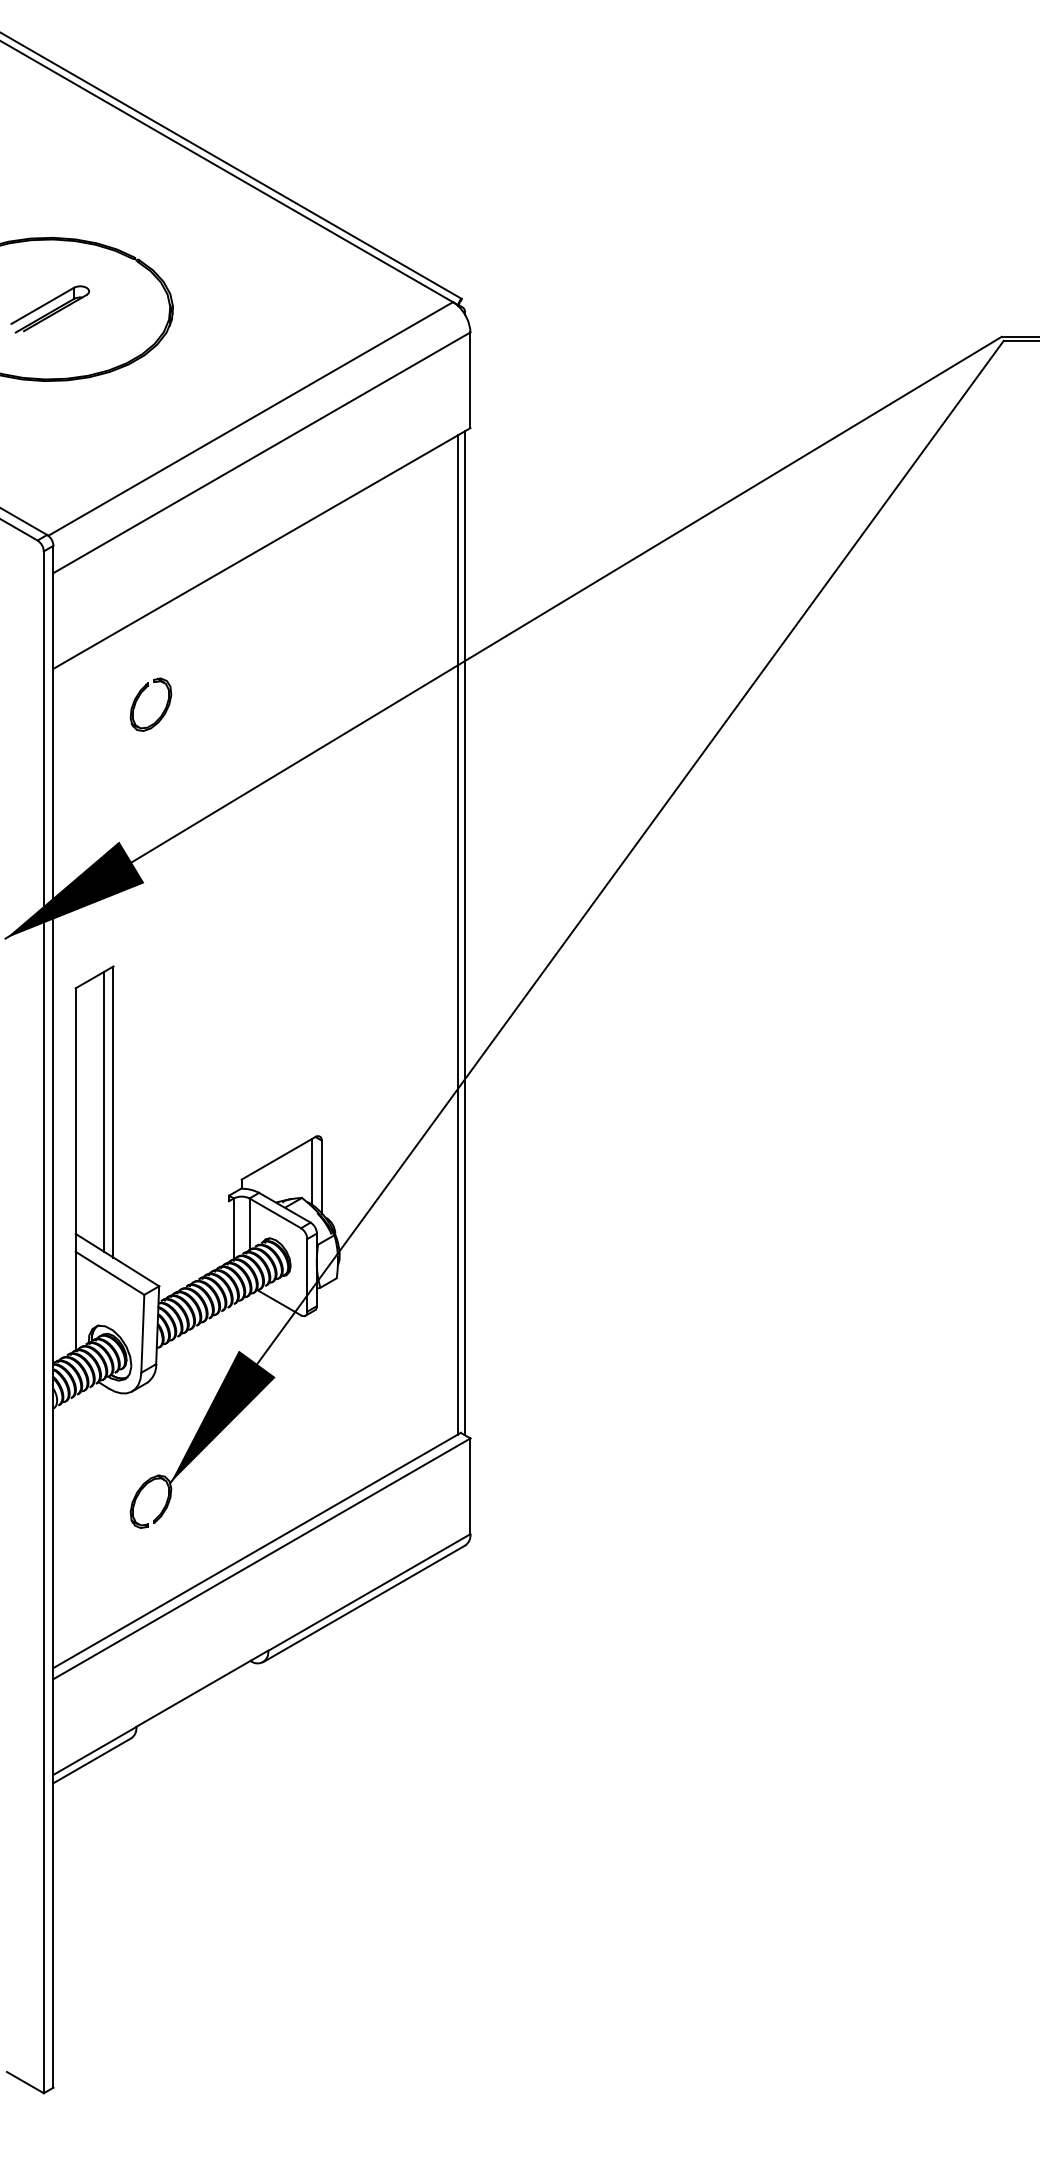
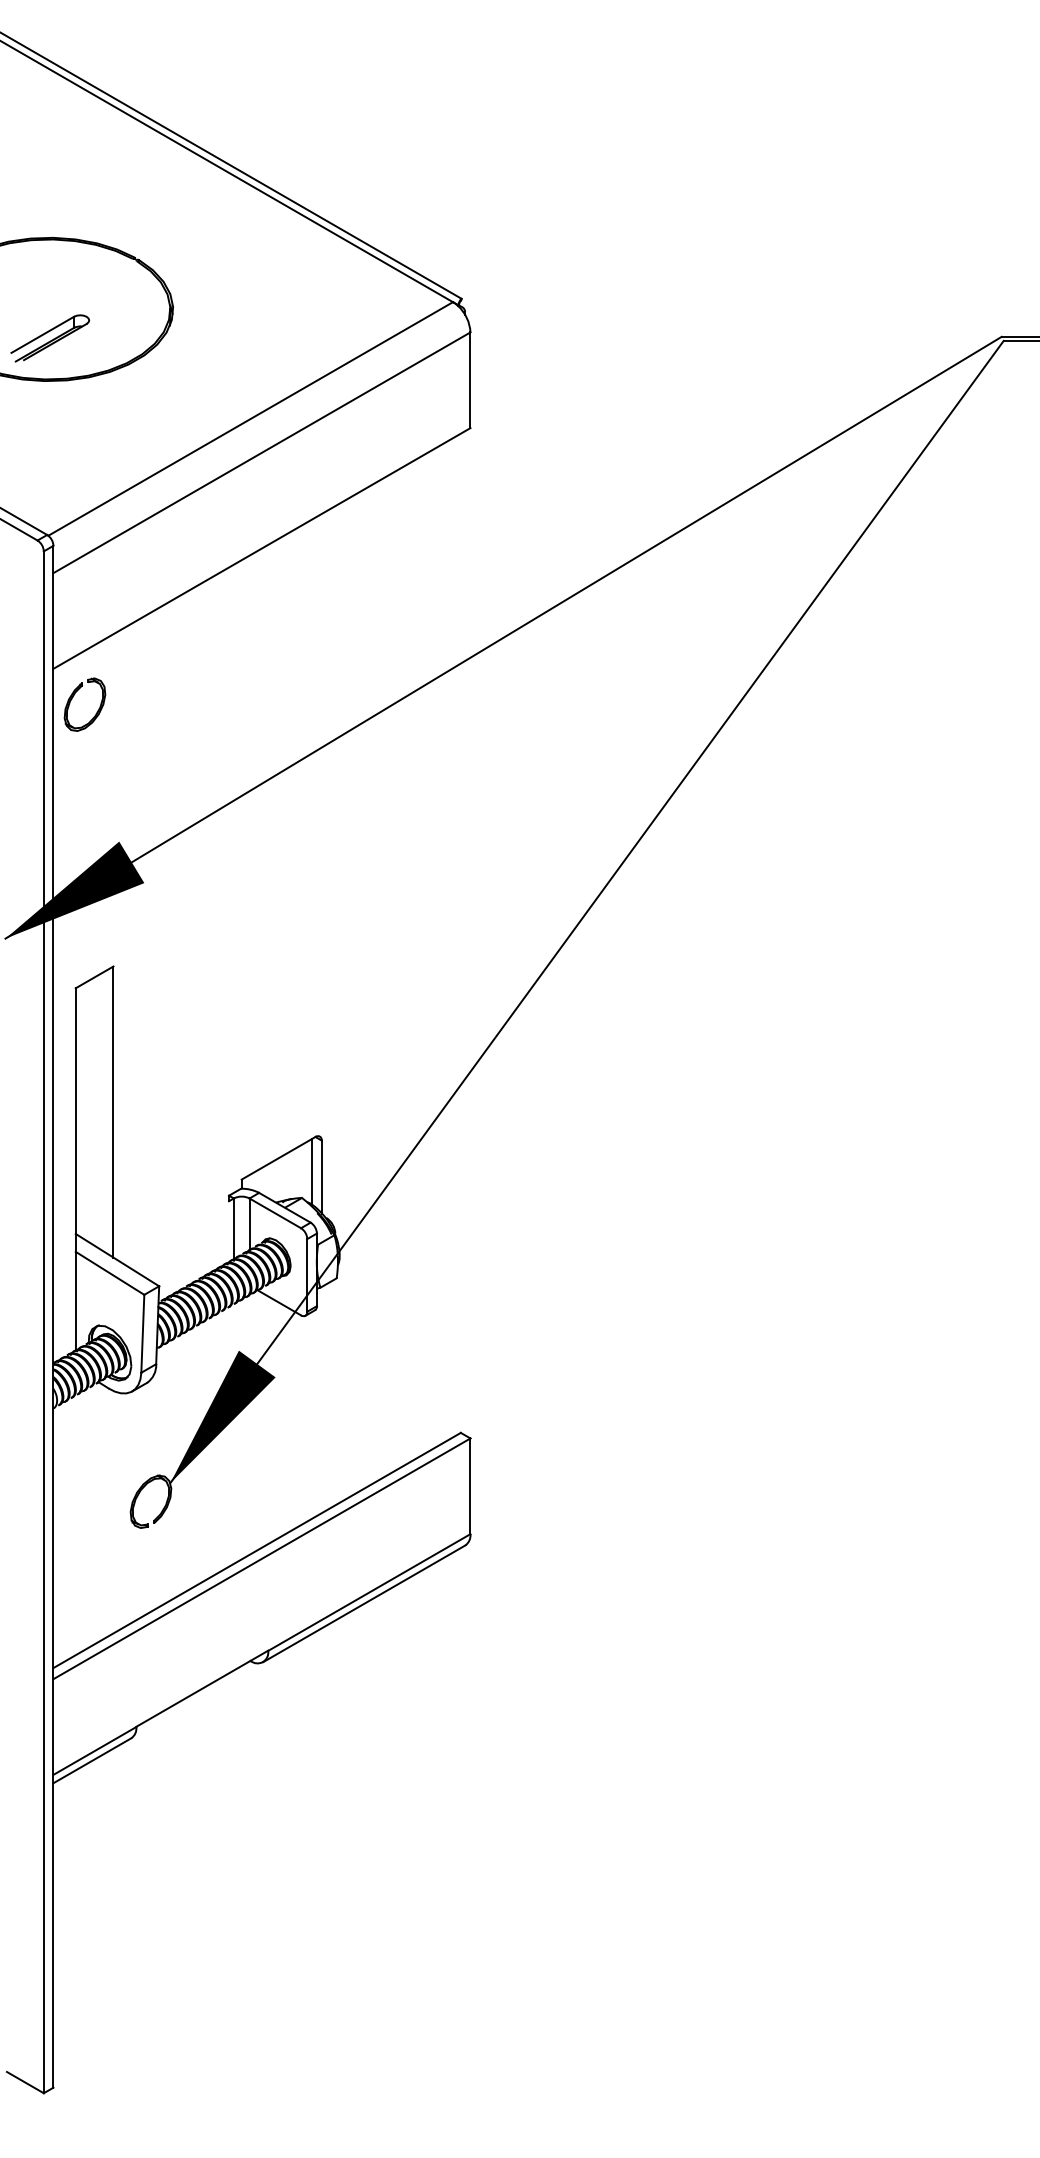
part position: (50, 309) -> (50, 338) (50, 338)
part position: (138, 699) -> (72, 699) (72, 699)
line: present -> none (465, 933)
line: present -> none (458, 934)
line: present -> none (103, 1111)
